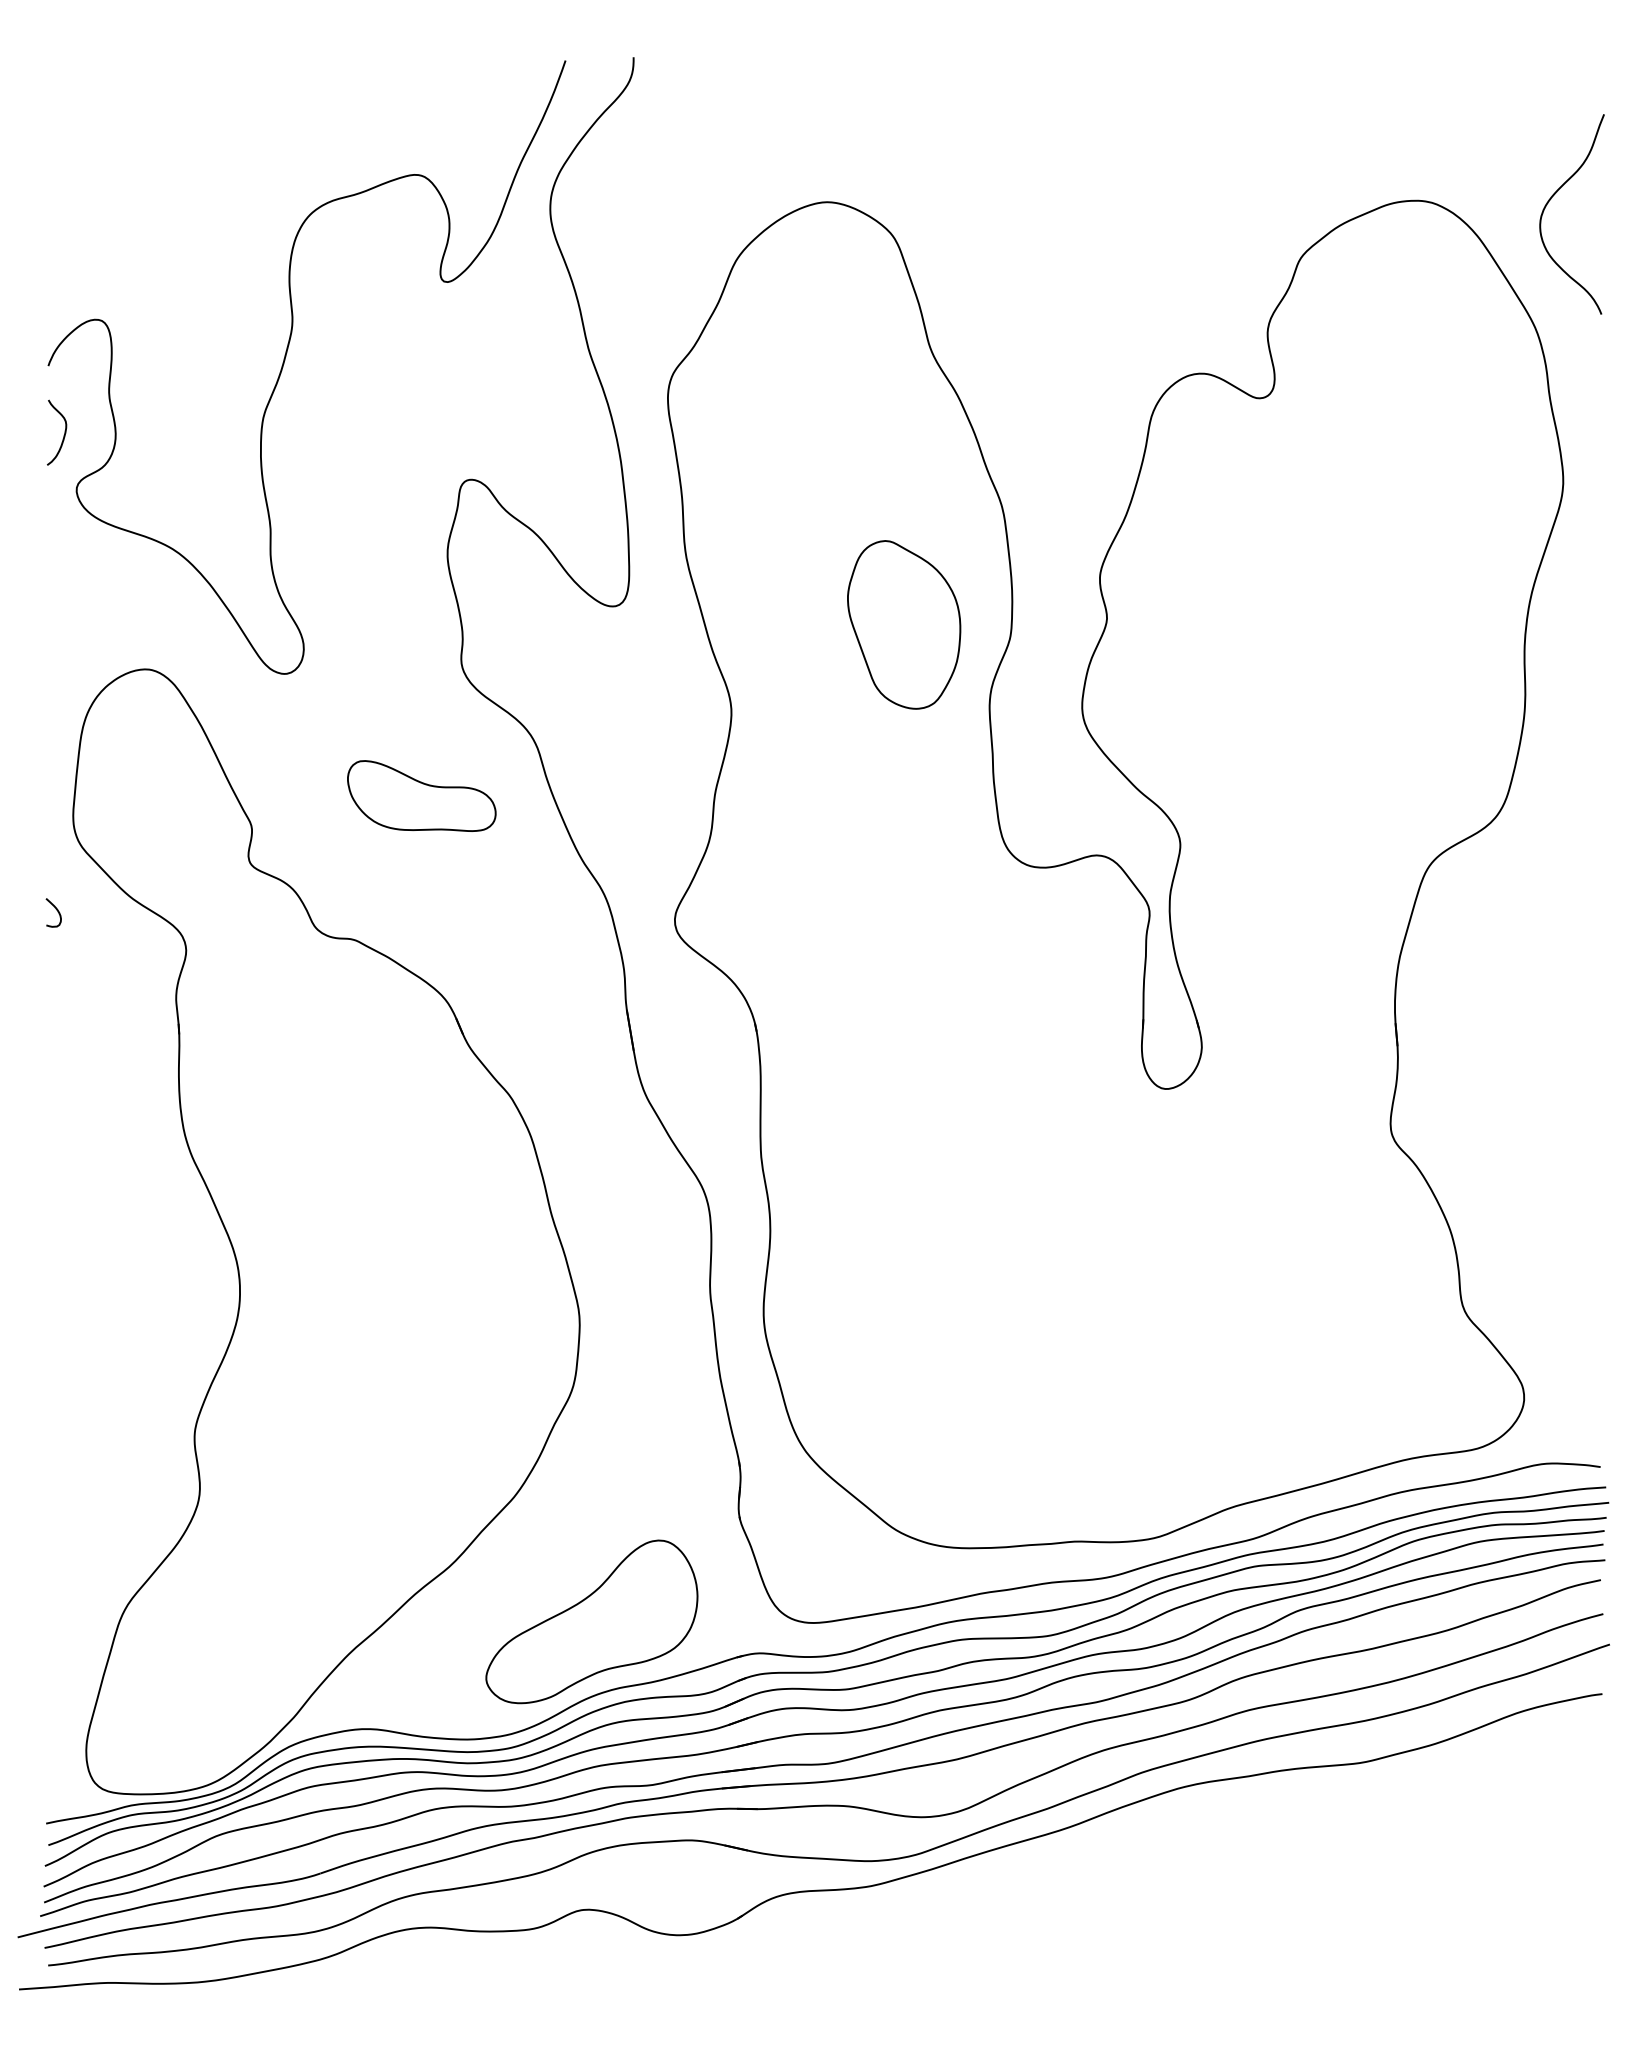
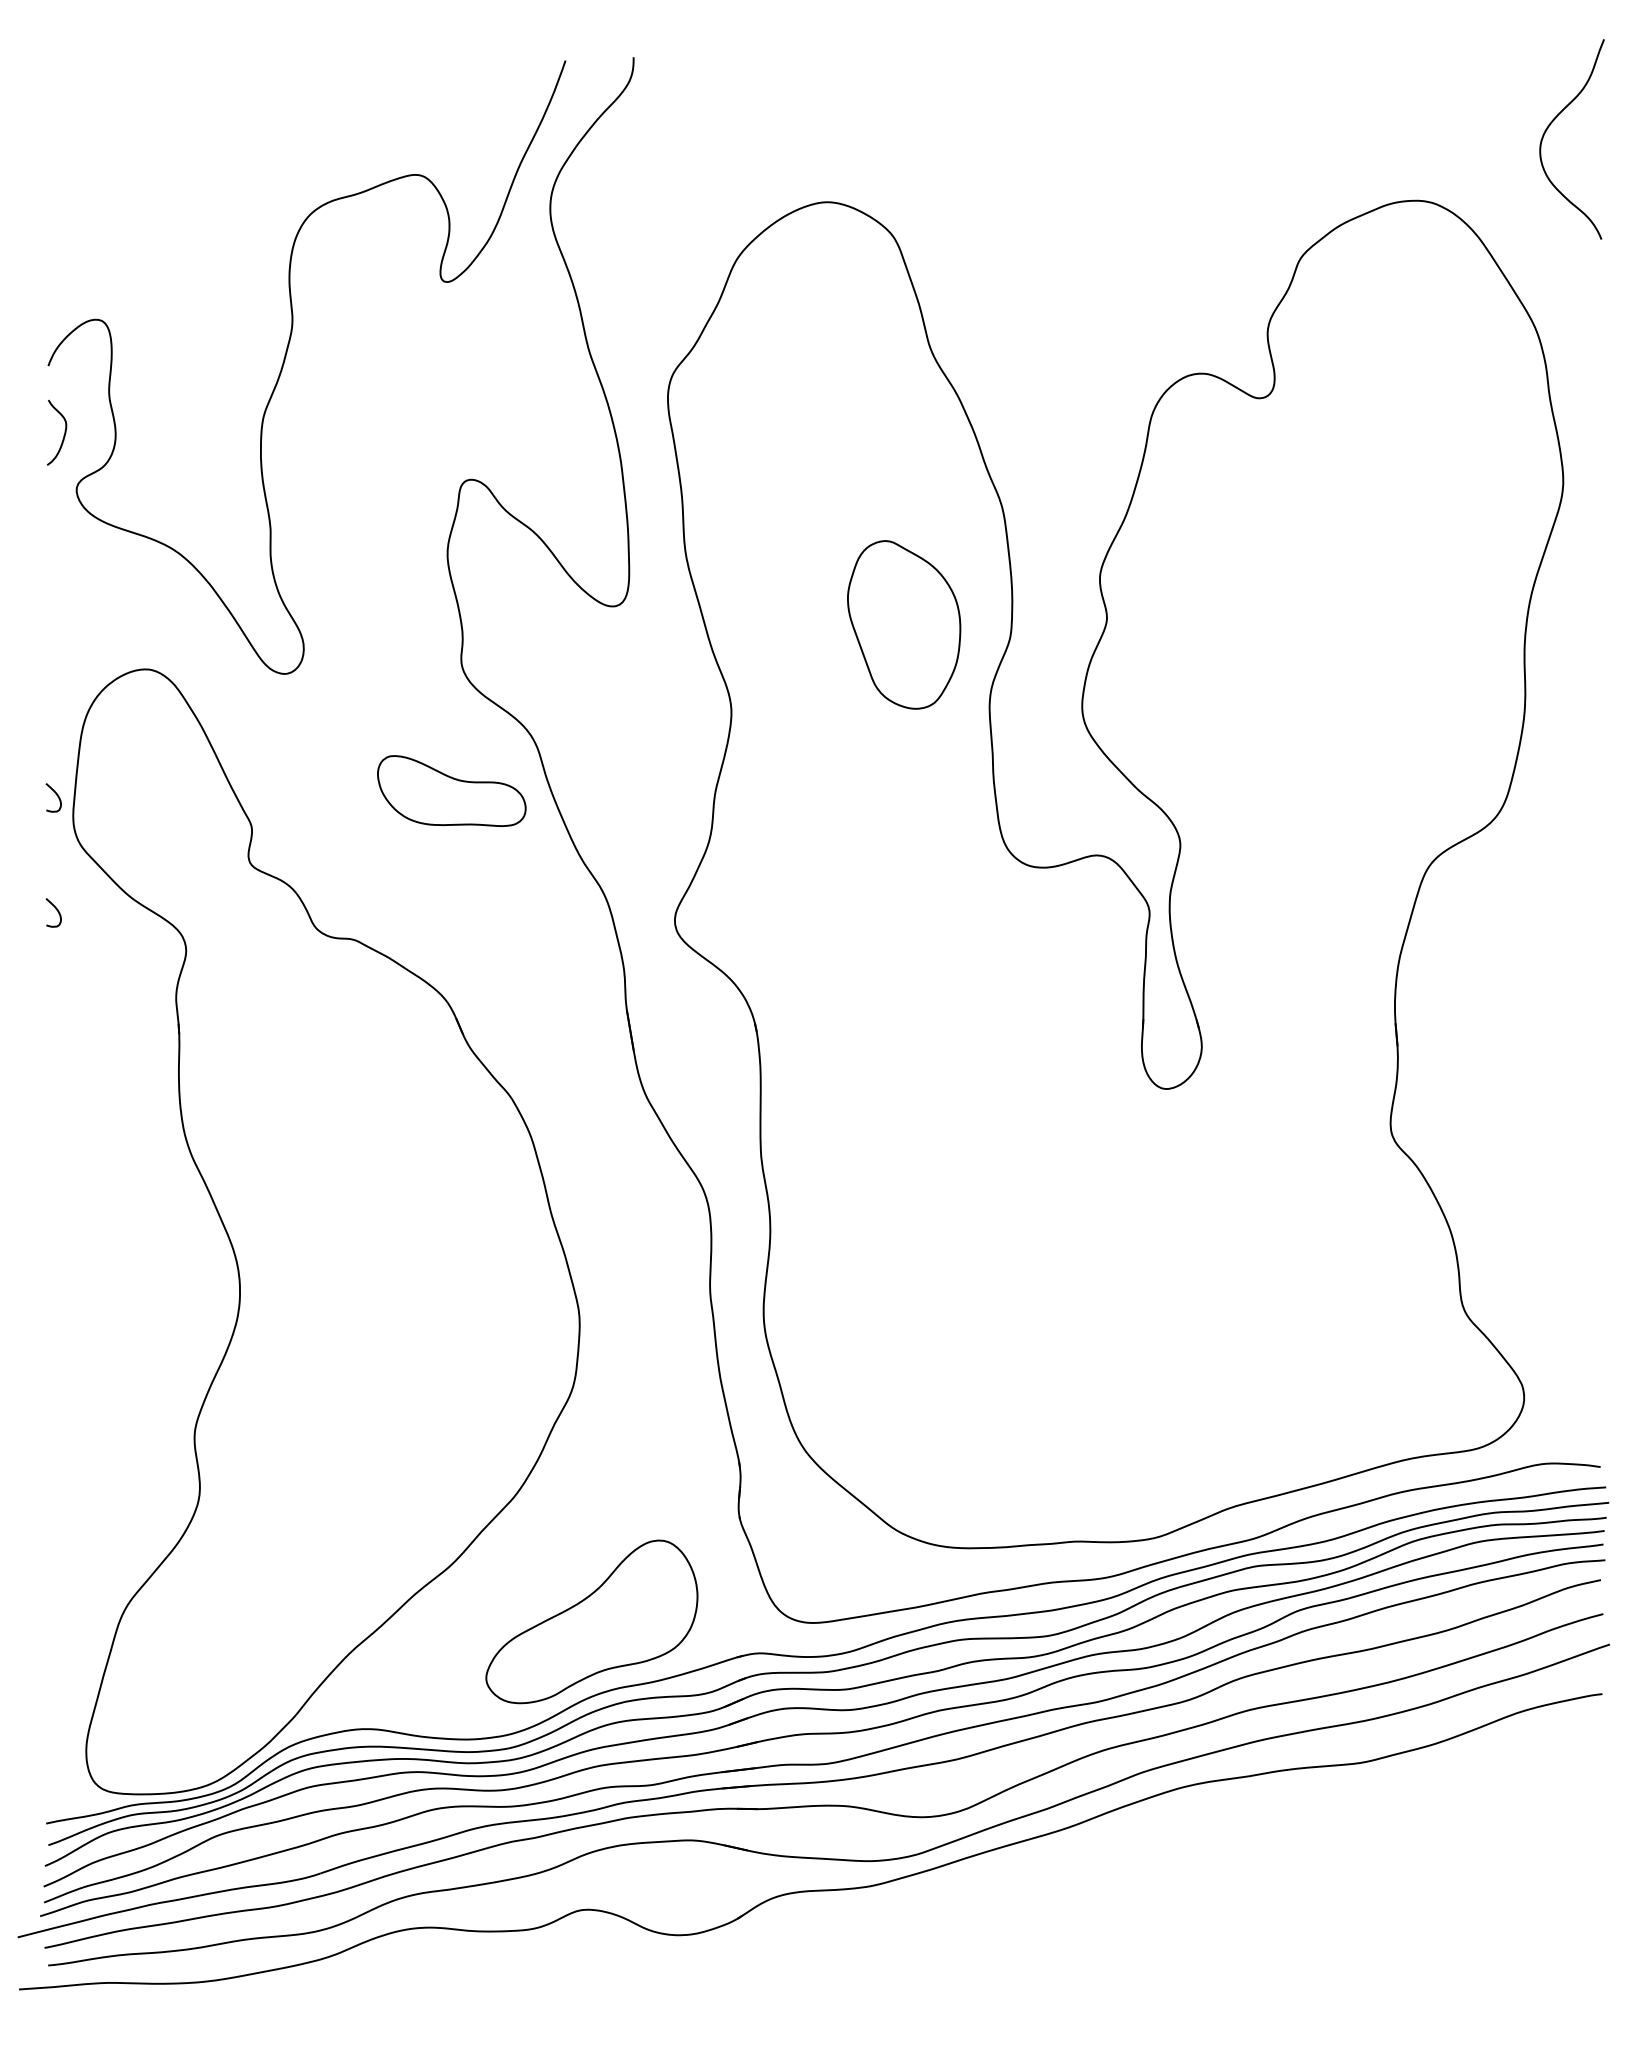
curve position: (1551, 199) -> (1551, 124) (1551, 124)
curve: none -> present (55, 794)
part position: (421, 795) -> (451, 790) (451, 790)
